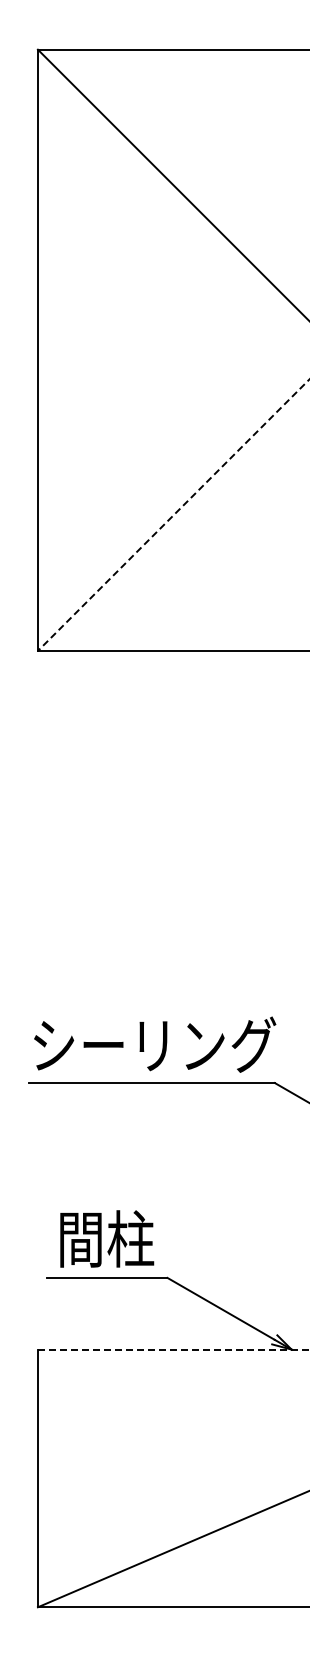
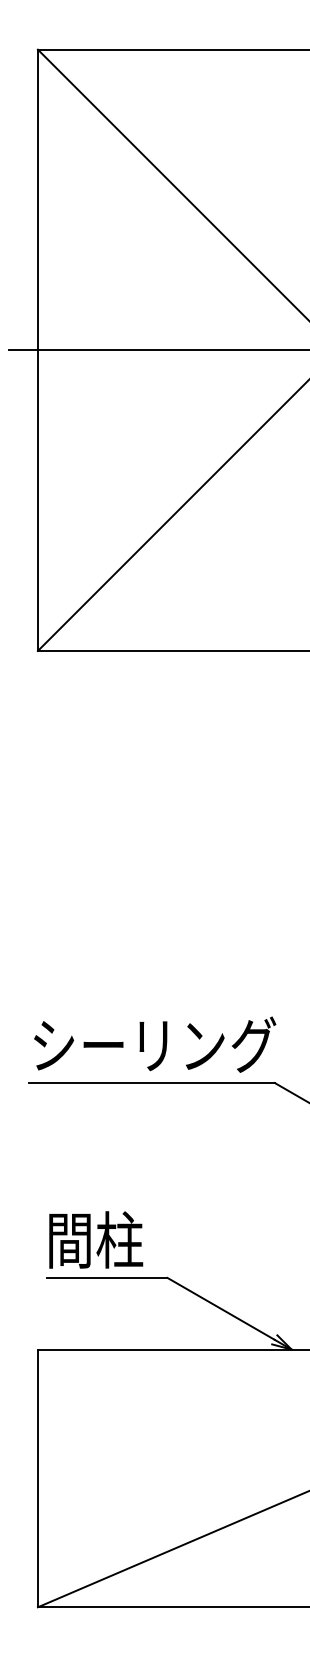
line: none -> present (157, 350)
line: dashed -> solid (173, 515)
text position: (107, 1238) -> (96, 1239) (96, 1239)
line: dashed -> solid (173, 1349)
